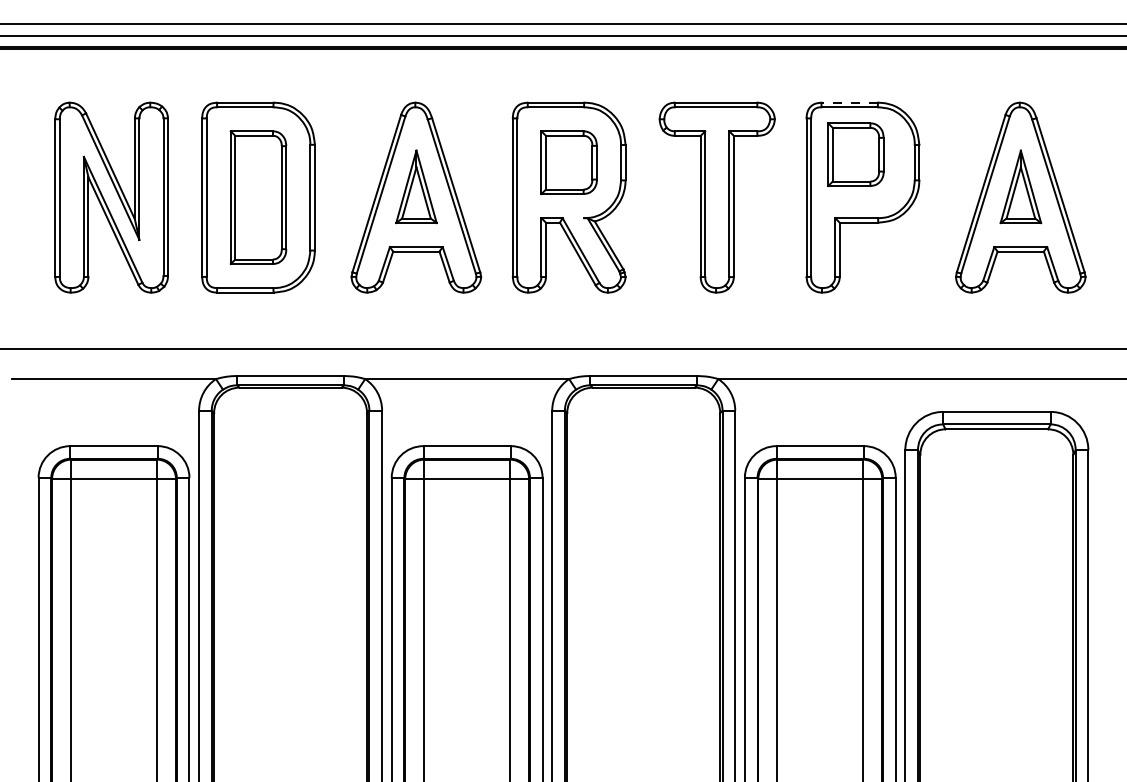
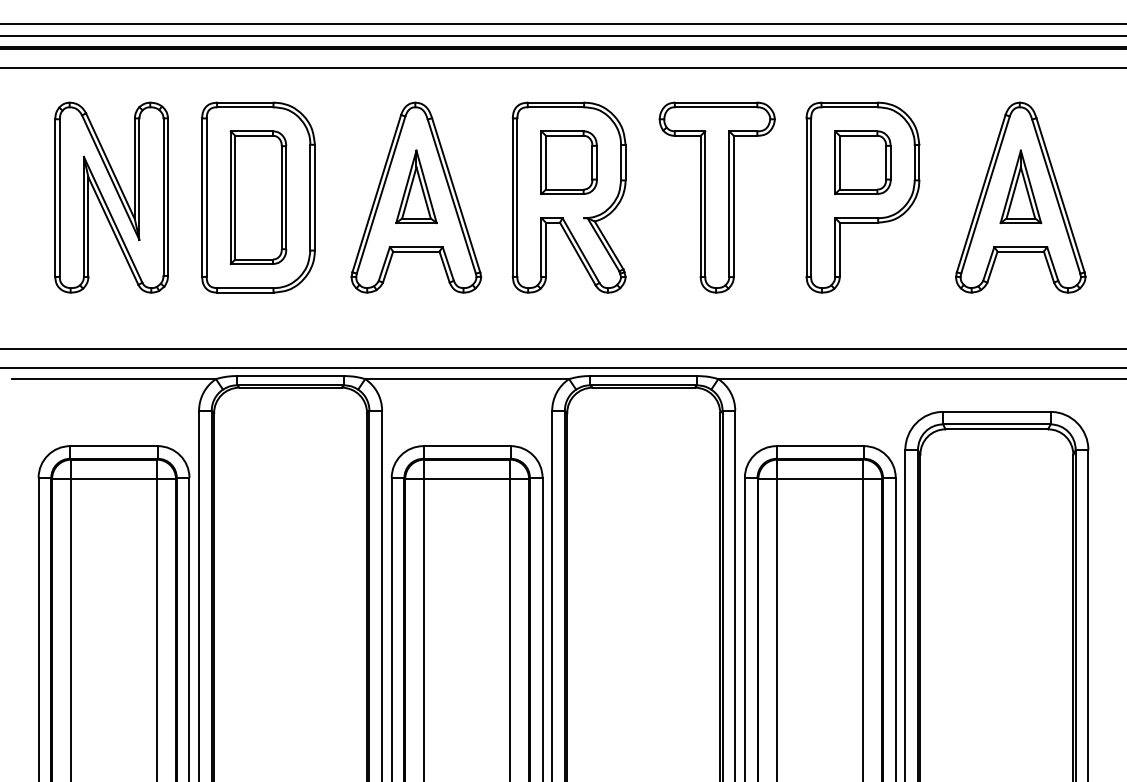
line: none -> present (562, 68)
line: dashed -> solid (849, 102)
part position: (855, 154) -> (862, 162) (862, 162)
line: none -> present (562, 367)
